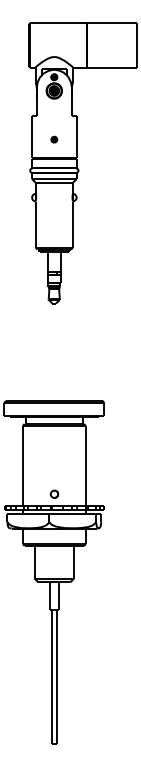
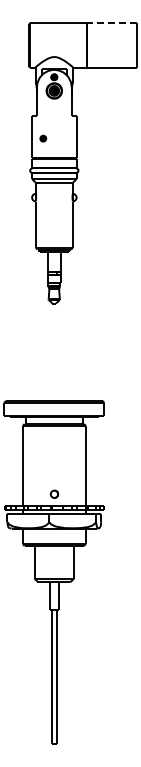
line: solid -> dashed (111, 23)
part position: (54, 139) -> (43, 138) (43, 138)
